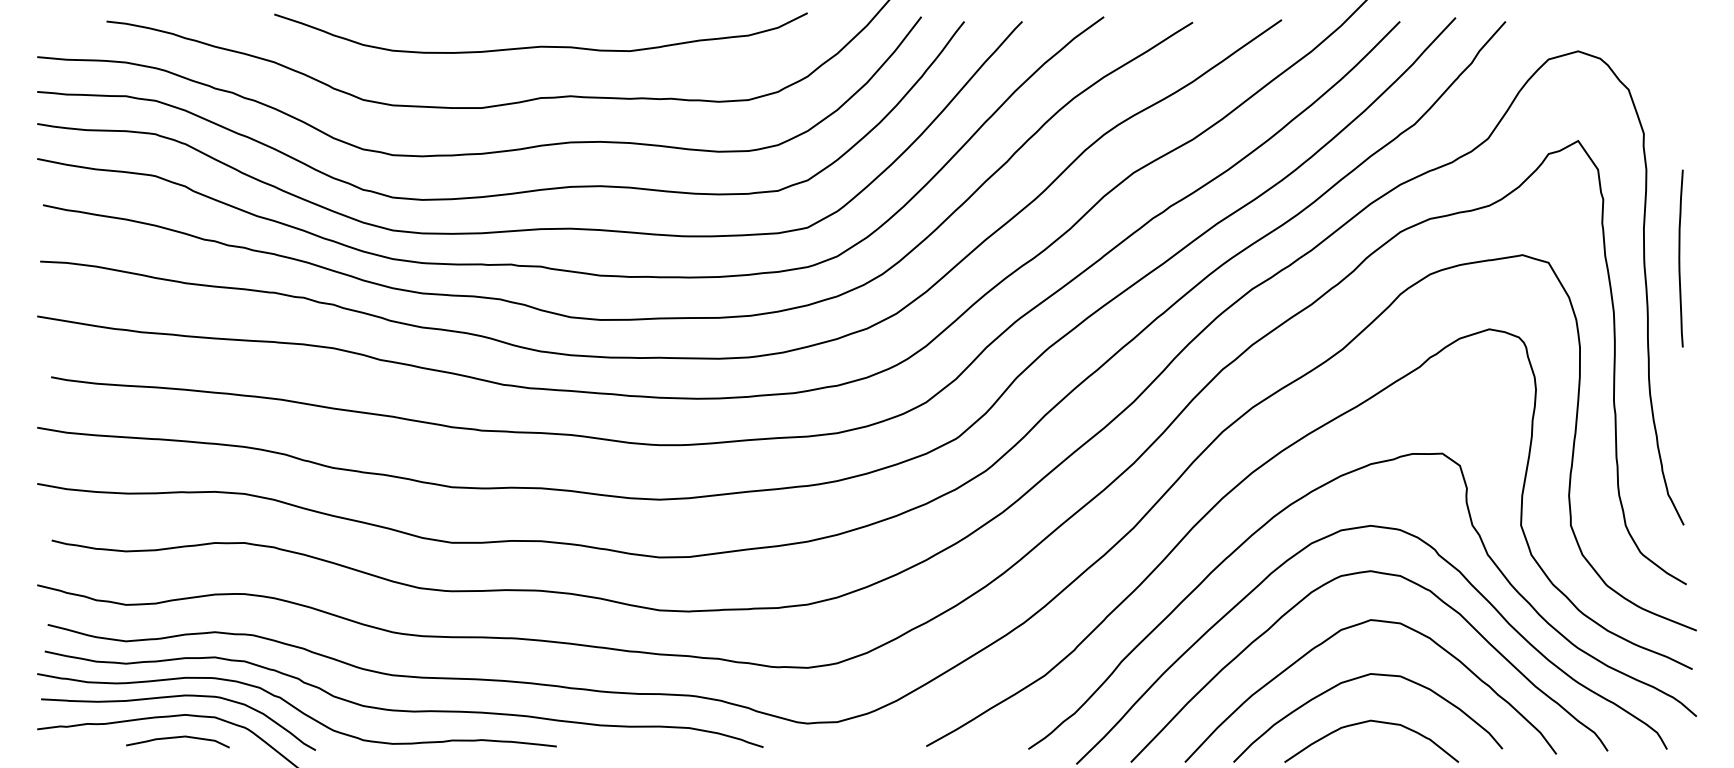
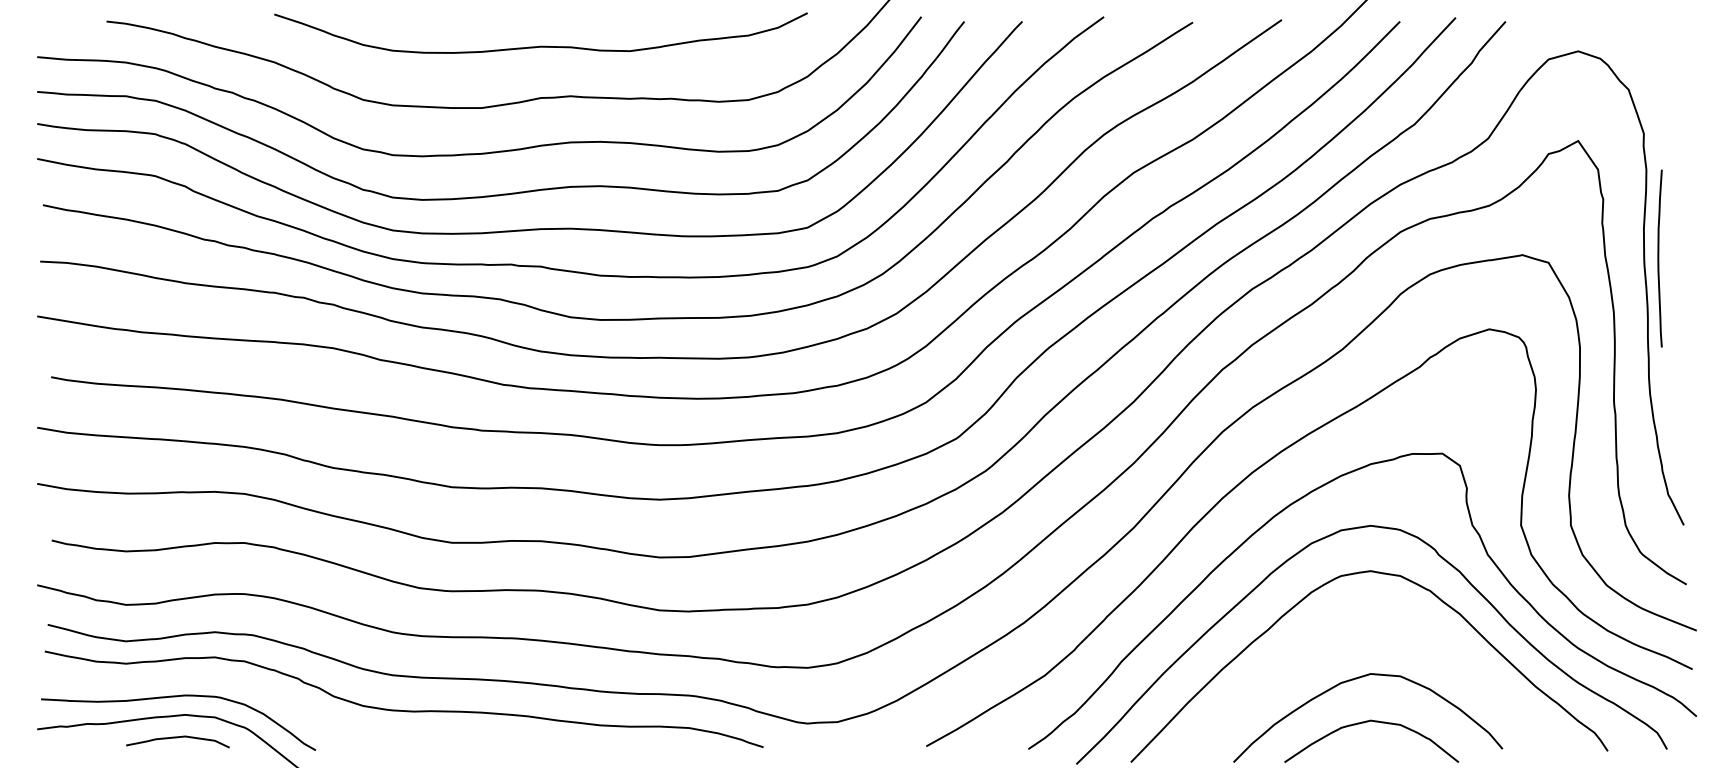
curve position: (1680, 258) -> (1659, 258) (1659, 258)
curve: present -> none (1335, 635)
curve: present -> none (296, 709)
